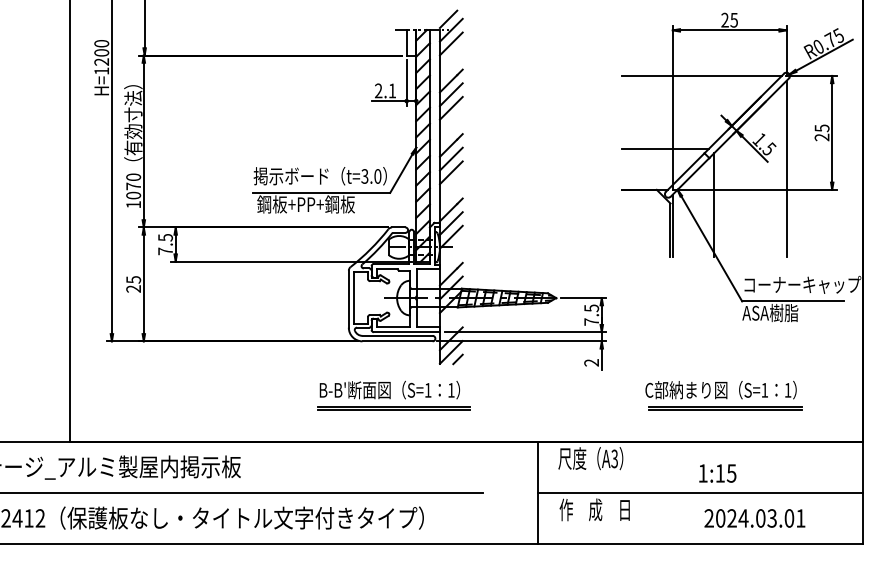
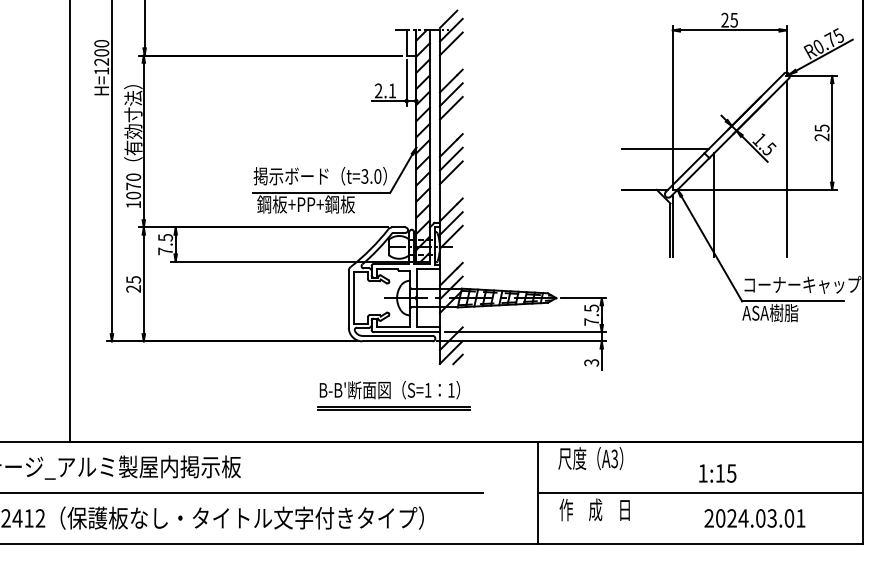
line: present -> none (701, 75)
text: 2 -> 3 (591, 362)
part: present -> none (723, 395)
